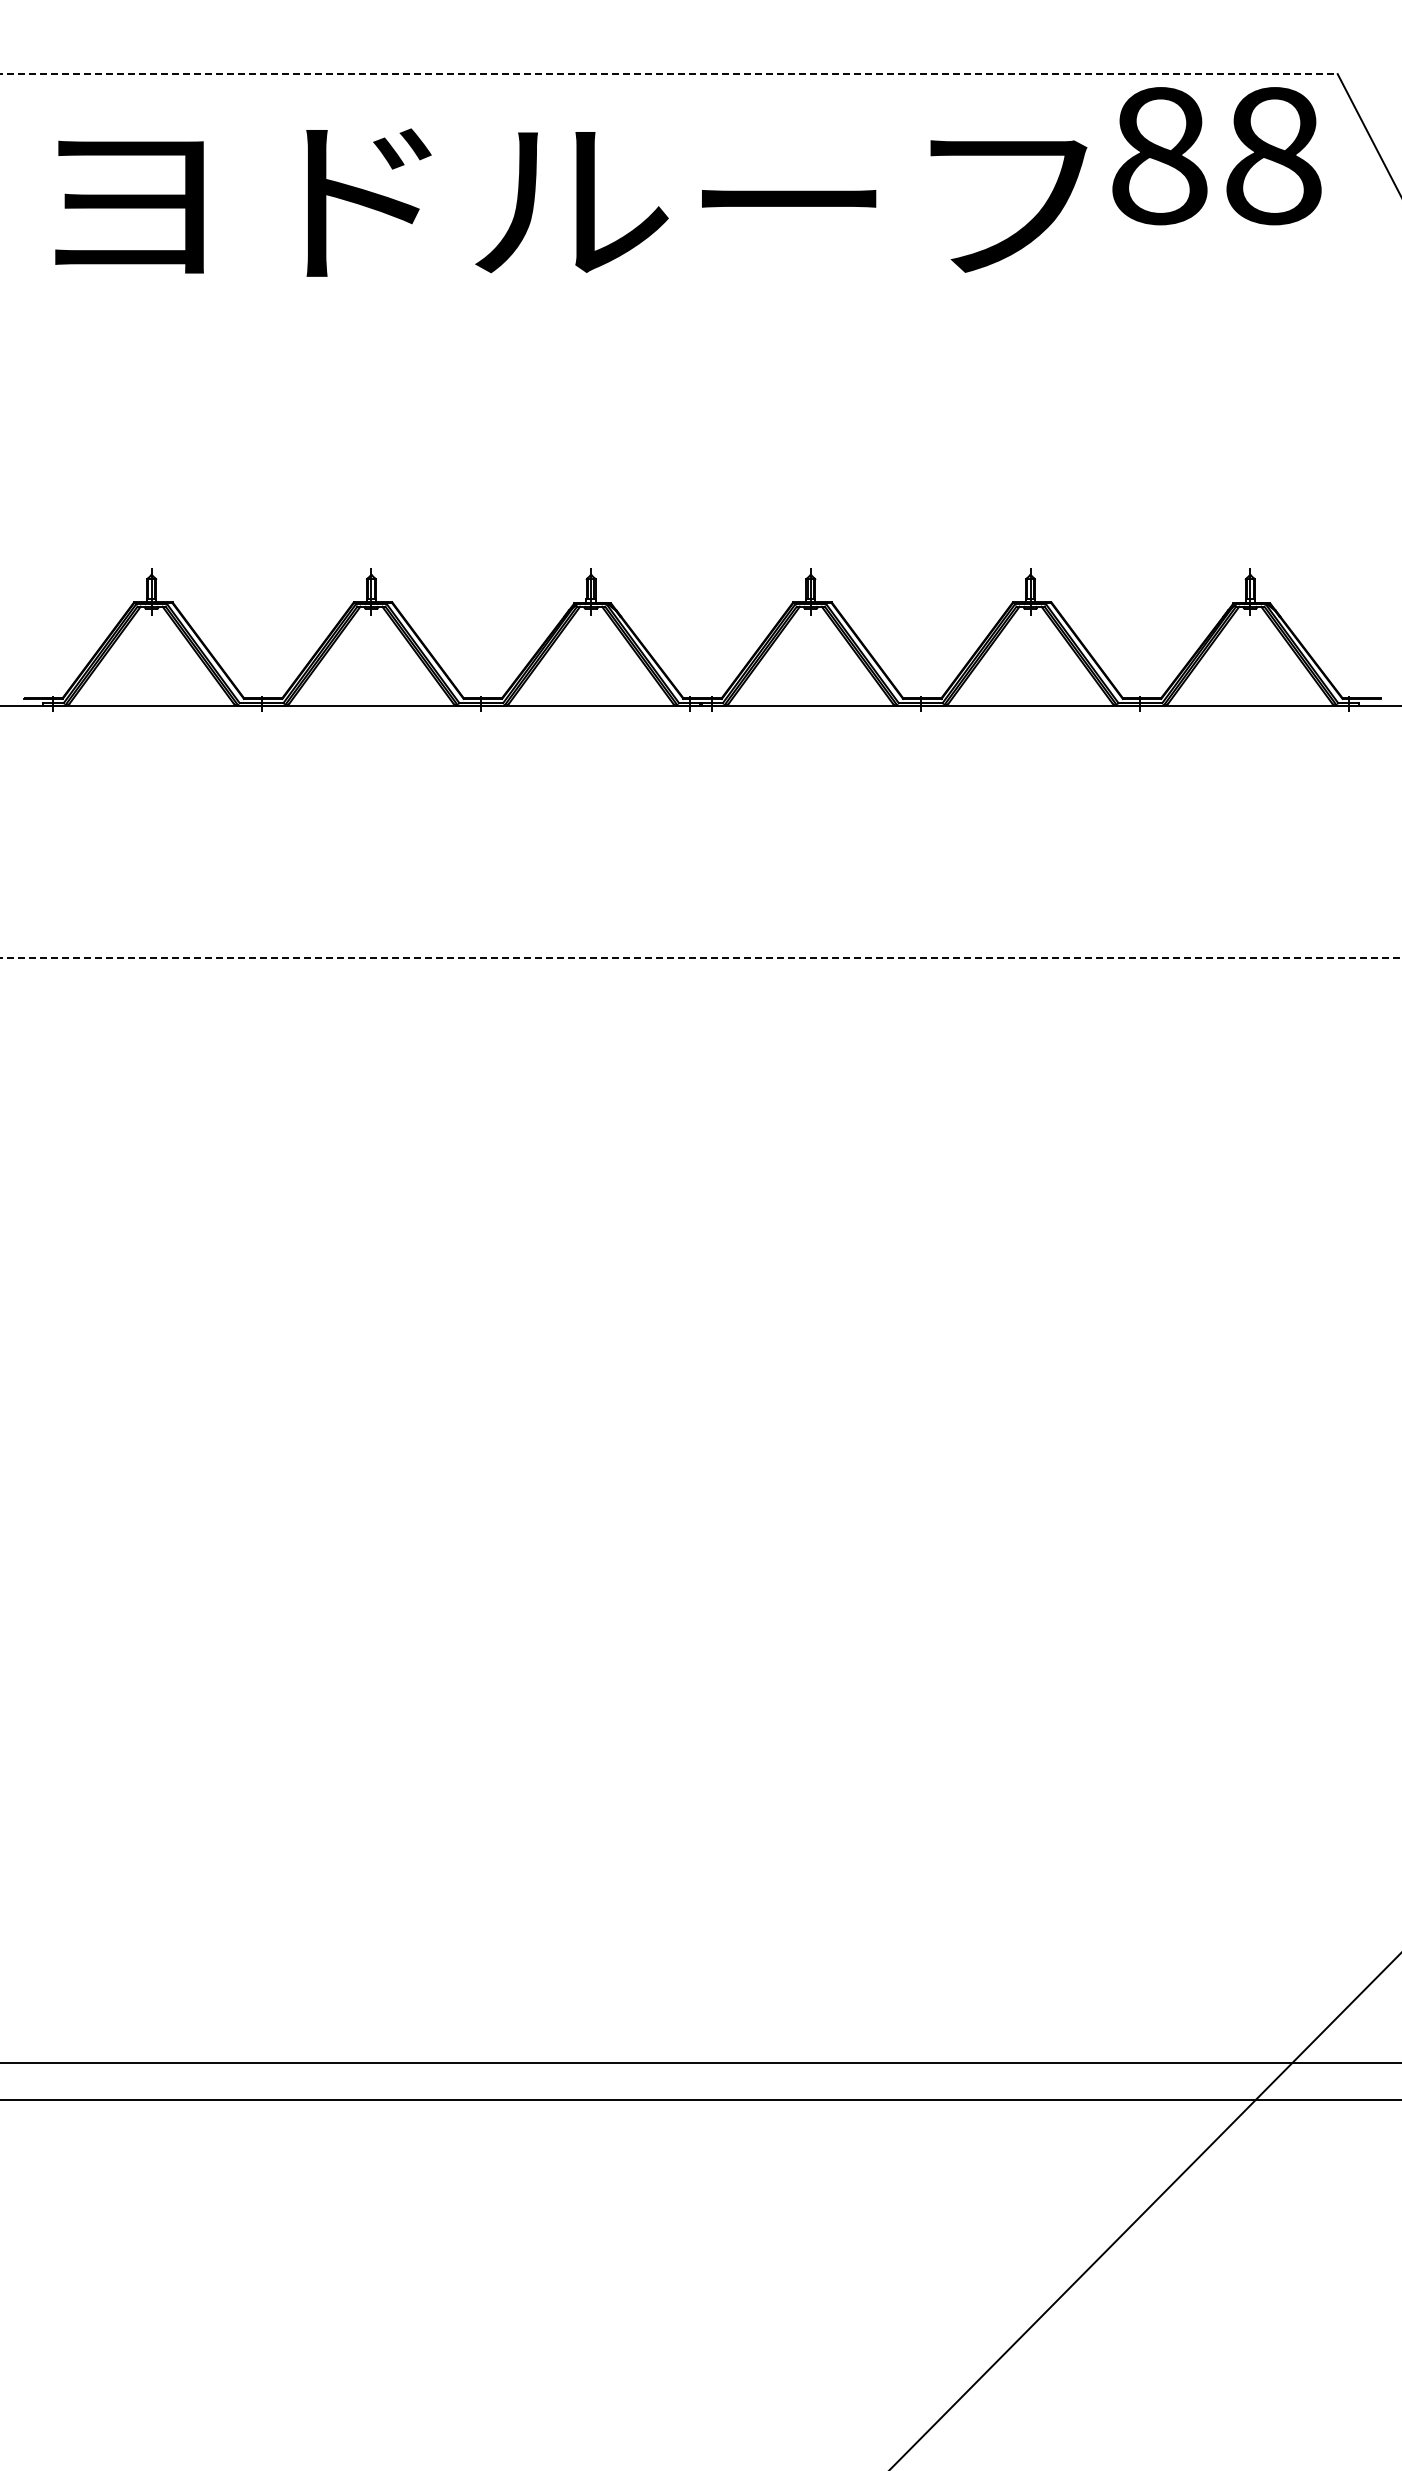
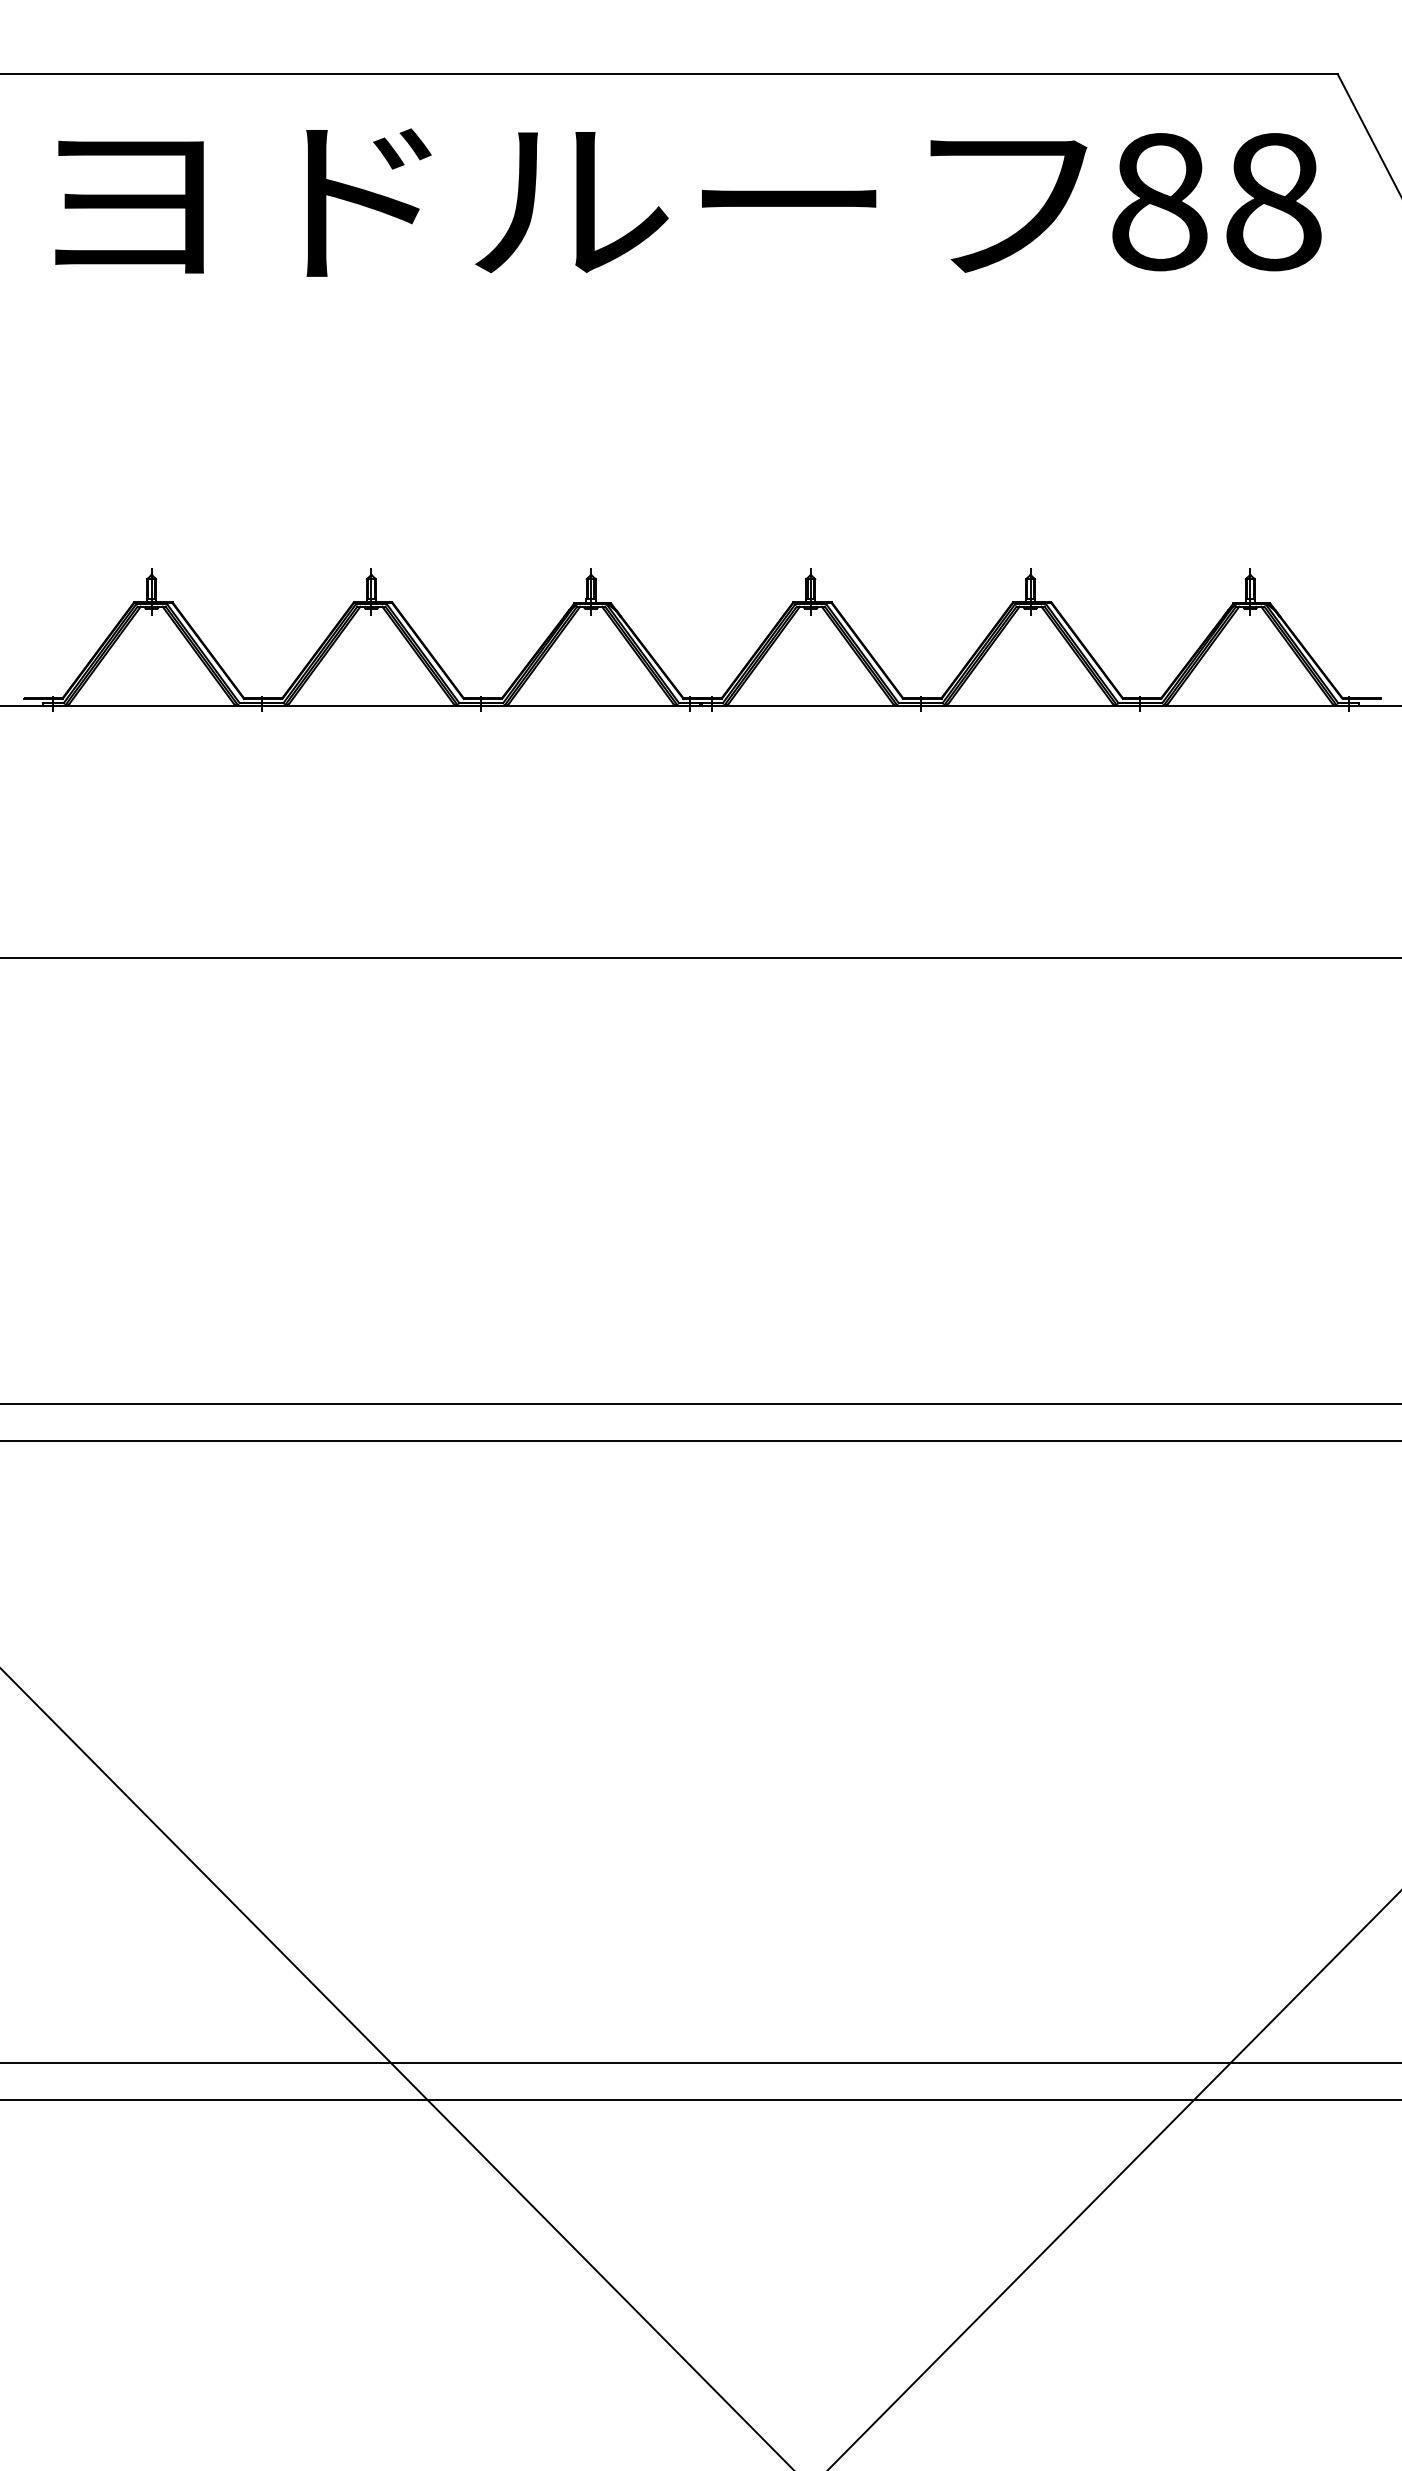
line: dashed -> solid (669, 74)
text position: (1216, 156) -> (1216, 202) (1216, 202)
line: dashed -> solid (700, 958)
line: none -> present (700, 1404)
line: none -> present (700, 1440)
line: none -> present (396, 2068)
line position: (1144, 2211) -> (1114, 2180) (1114, 2180)
